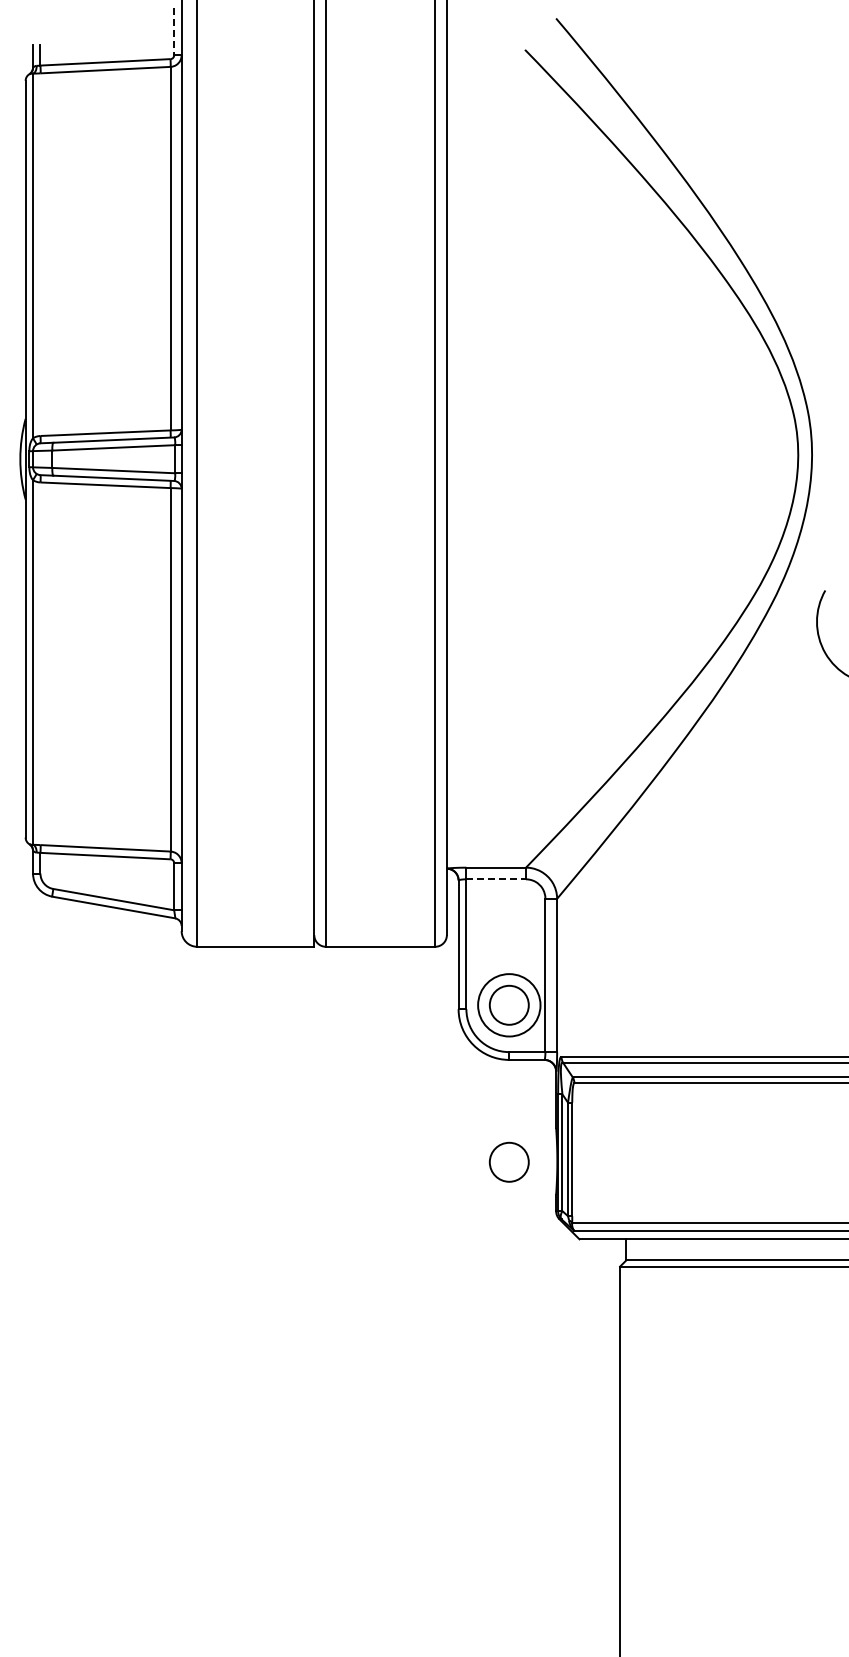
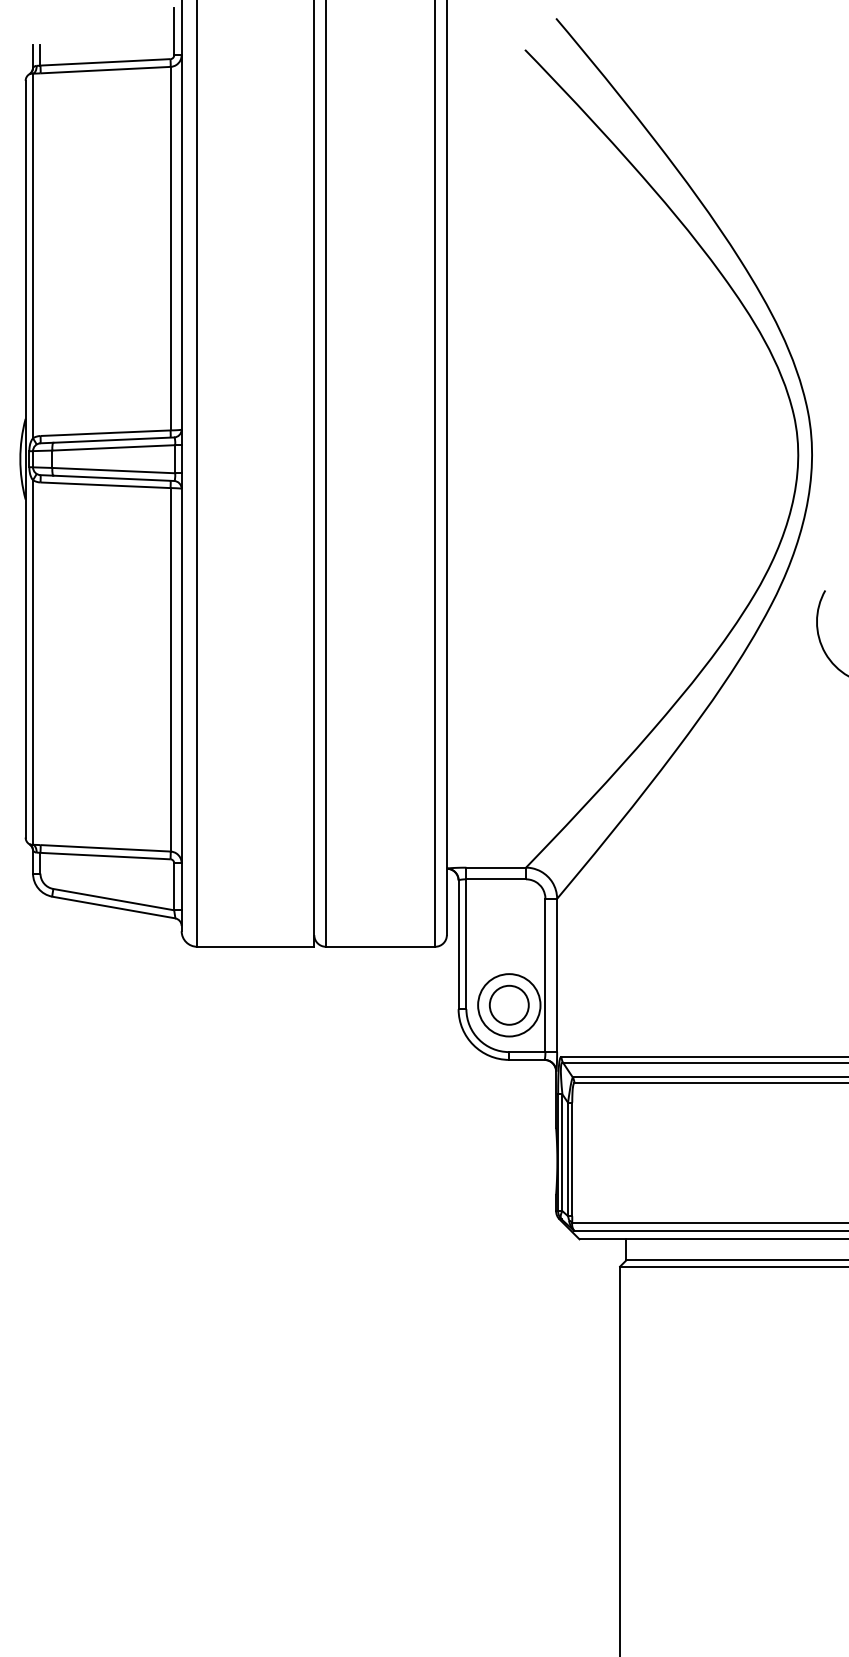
line: dashed -> solid (174, 31)
line: dashed -> solid (496, 879)
circle: present -> none (508, 1161)
